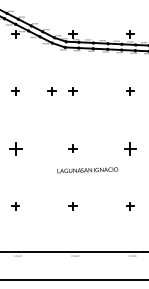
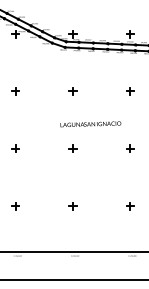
part: present -> none (51, 91)
part size: 14x14 px -> 9x9 px (15, 148)
part size: 13x14 px -> 9x9 px (130, 148)
text position: (87, 170) -> (90, 124) (90, 124)
